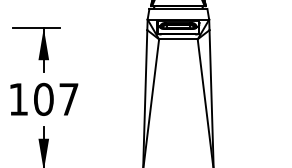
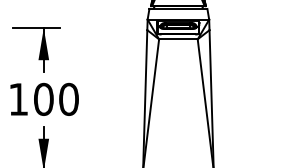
text: 107 -> 100 (68, 98)
